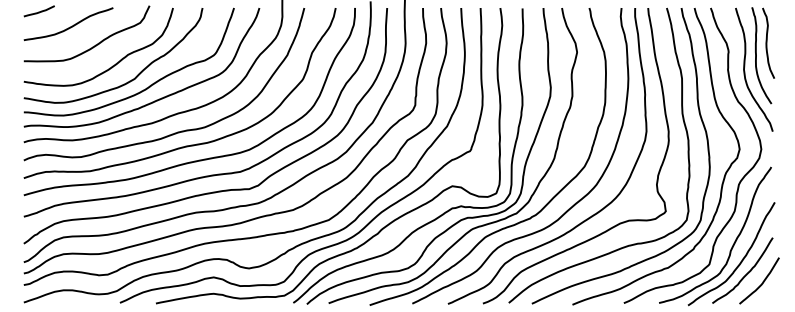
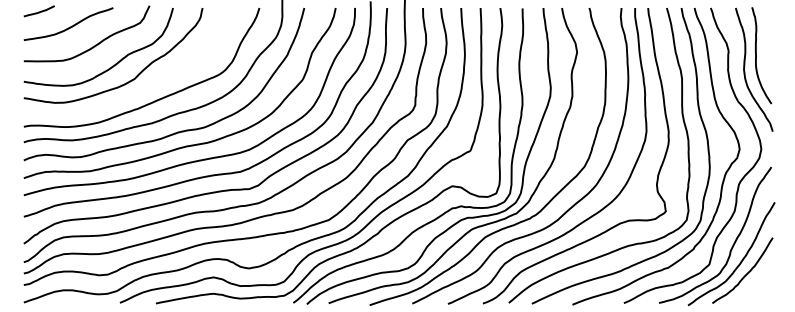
curve: present -> none (767, 42)
curve: present -> none (146, 87)
curve: present -> none (762, 281)
